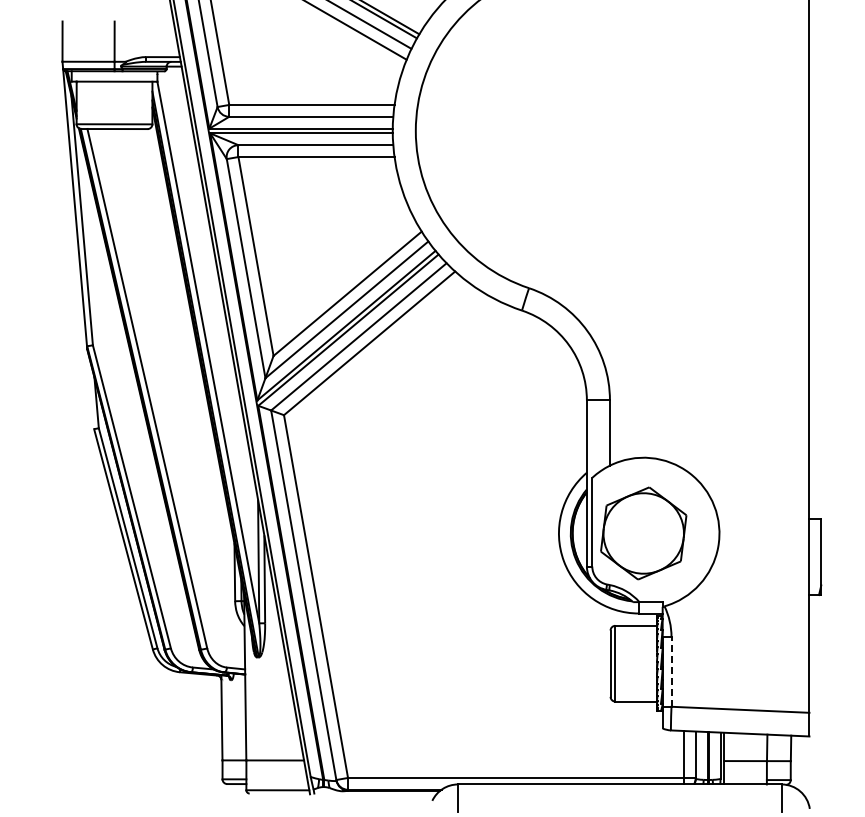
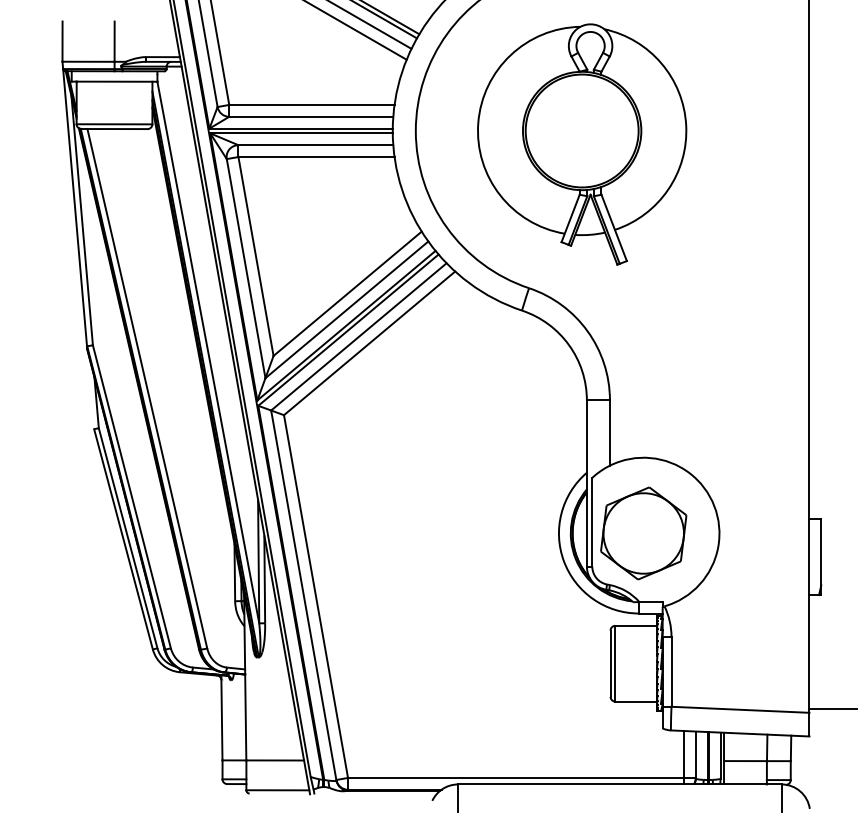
part: none -> present (582, 144)
line: dashed -> solid (671, 671)
line: none -> present (832, 708)
